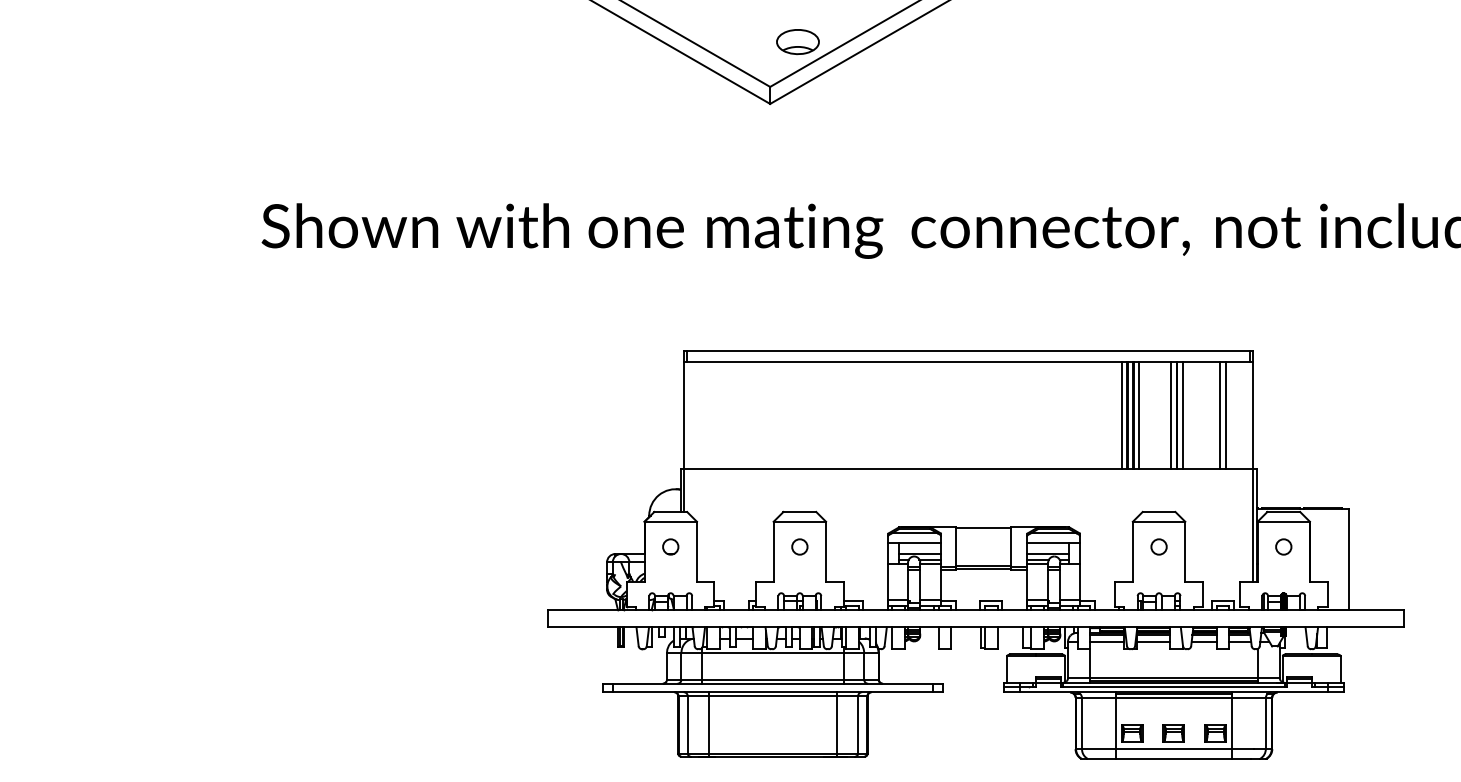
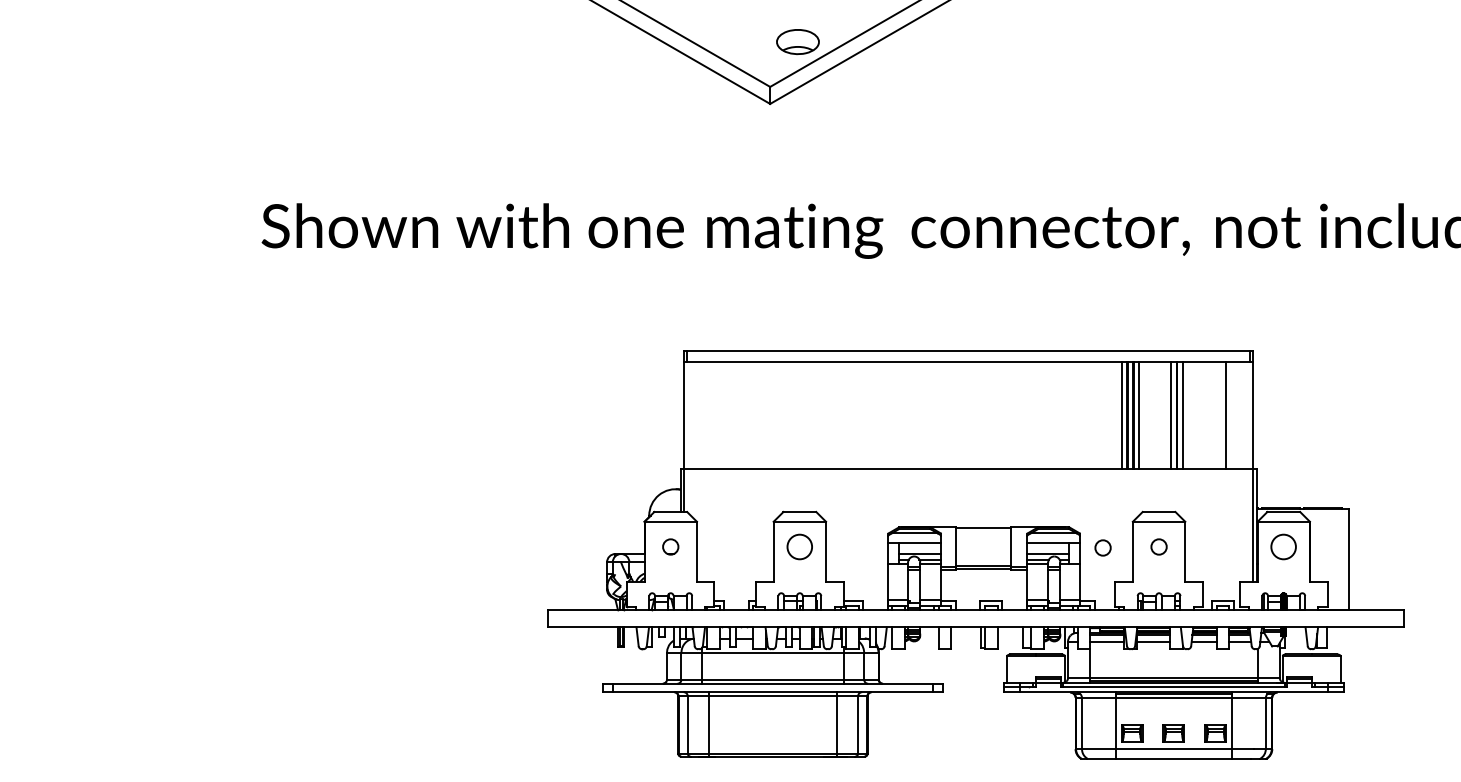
line: present -> none (1220, 415)
part size: 18x18 px -> 27x28 px (799, 546)
part size: 18x18 px -> 27x28 px (1283, 546)
part: none -> present (1102, 547)
